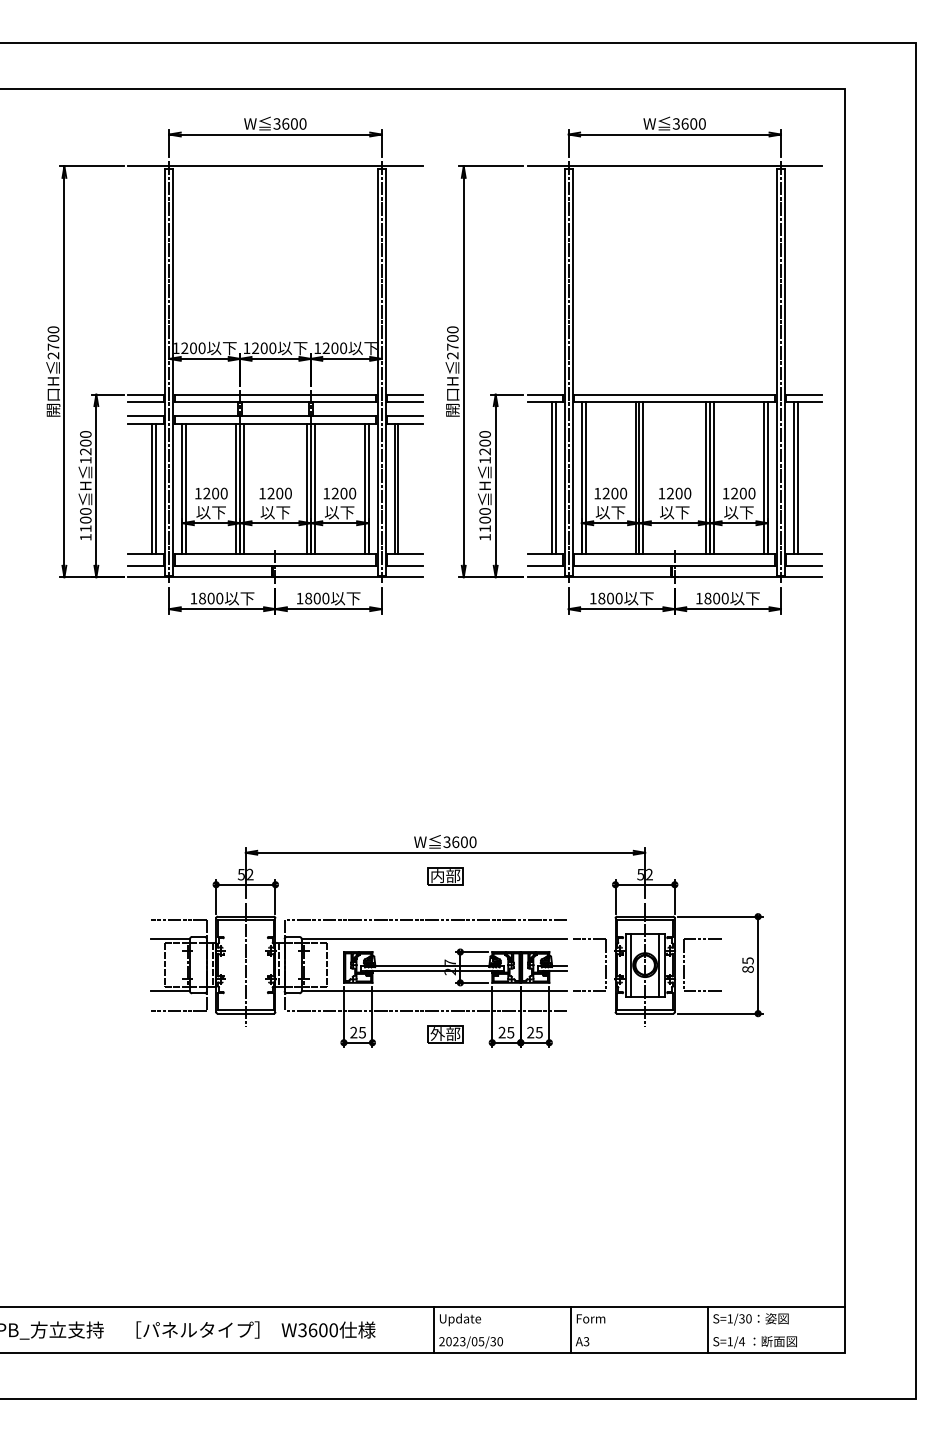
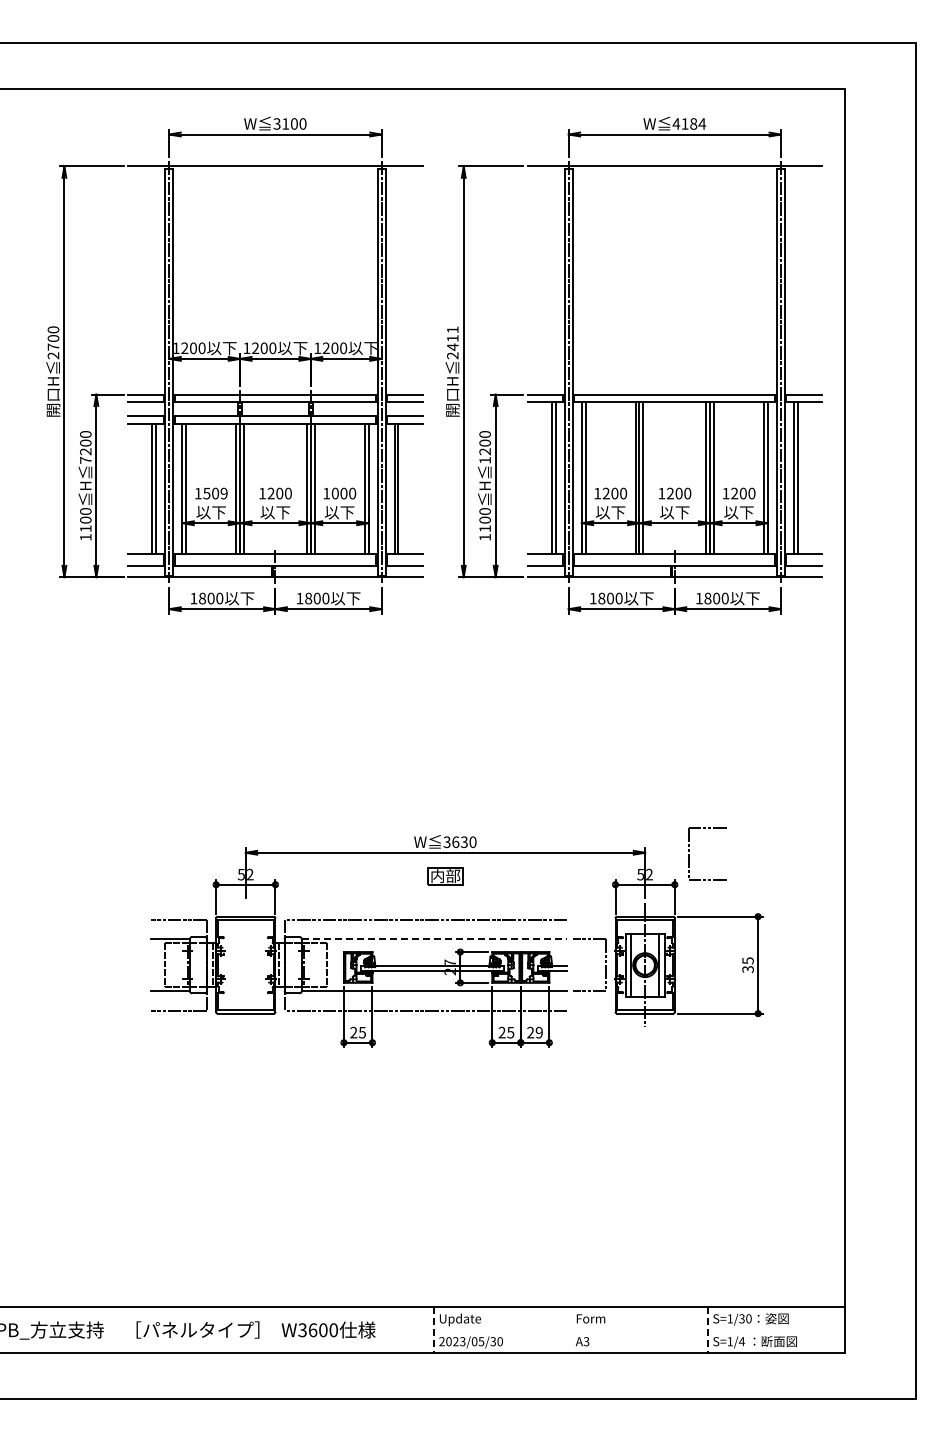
text: 3600 -> 3100 (285, 123)
text: 3600 -> 4184 (689, 123)
text: 2700 -> 2411 (452, 338)
text: 1200 -> 7200 (85, 459)
text: 1200 -> 1509 (215, 493)
text: 1200 -> 1000 (334, 493)
text: 3600 -> 3630 (463, 841)
line: solid -> dashed (434, 939)
line: present -> none (245, 964)
part position: (684, 965) -> (689, 854) (689, 854)
text: 85 -> 35 (747, 969)
text: 25 -> 29 (538, 1032)
part: present -> none (445, 1034)
line: solid -> dashed (434, 1330)
line: present -> none (571, 1330)
line: solid -> dashed (707, 1330)
